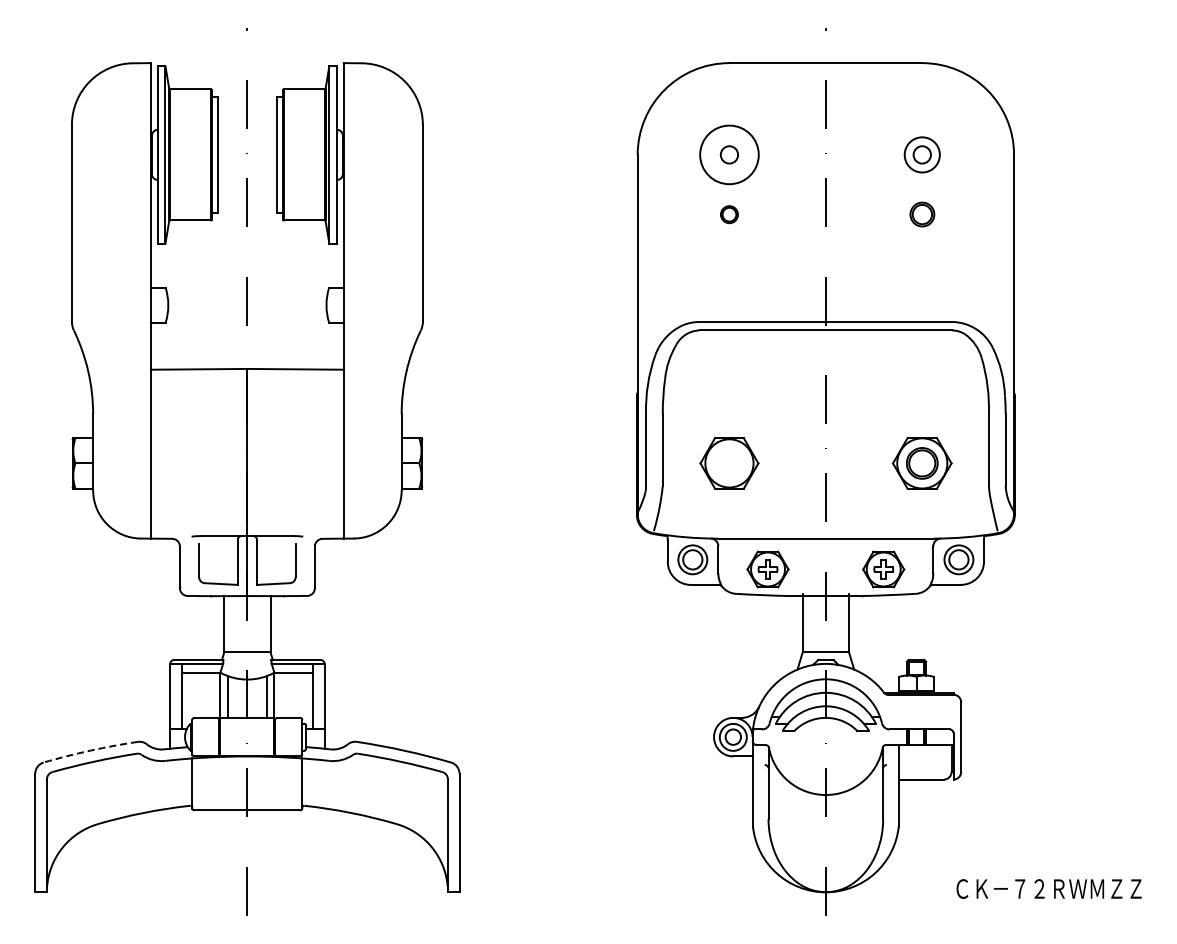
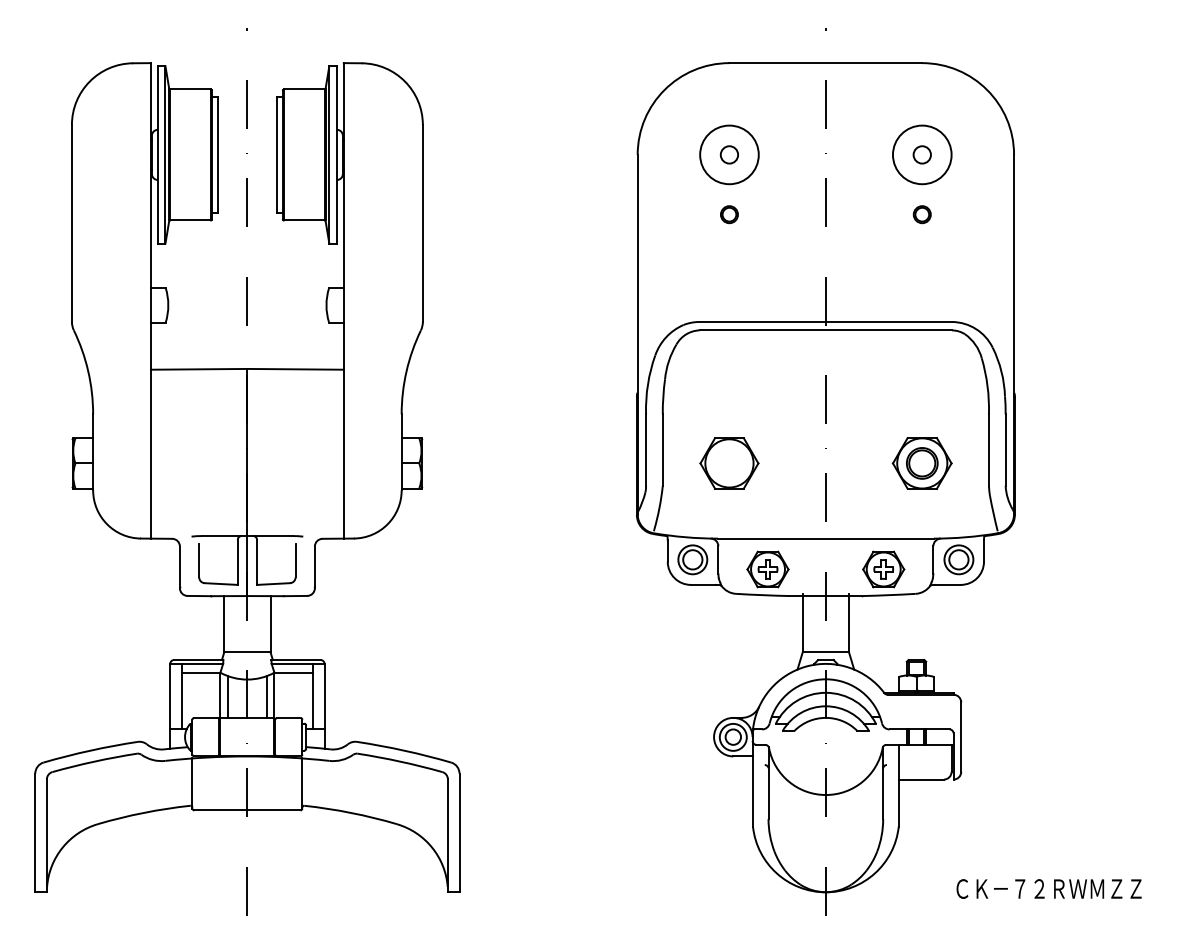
circle diameter: 35 px -> 59 px (921, 154)
part size: 27x27 px -> 20x20 px (921, 214)
arc: dashed -> solid (90, 750)
